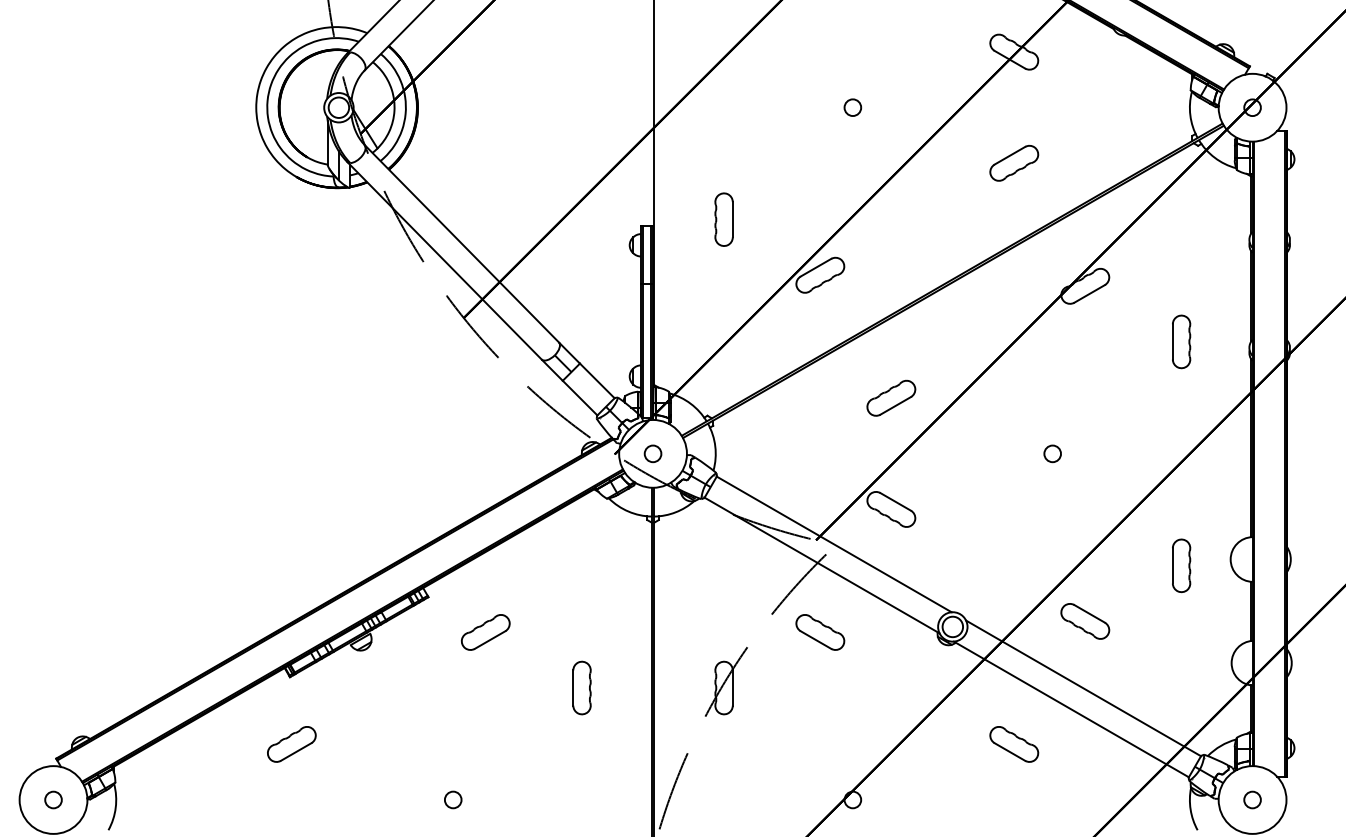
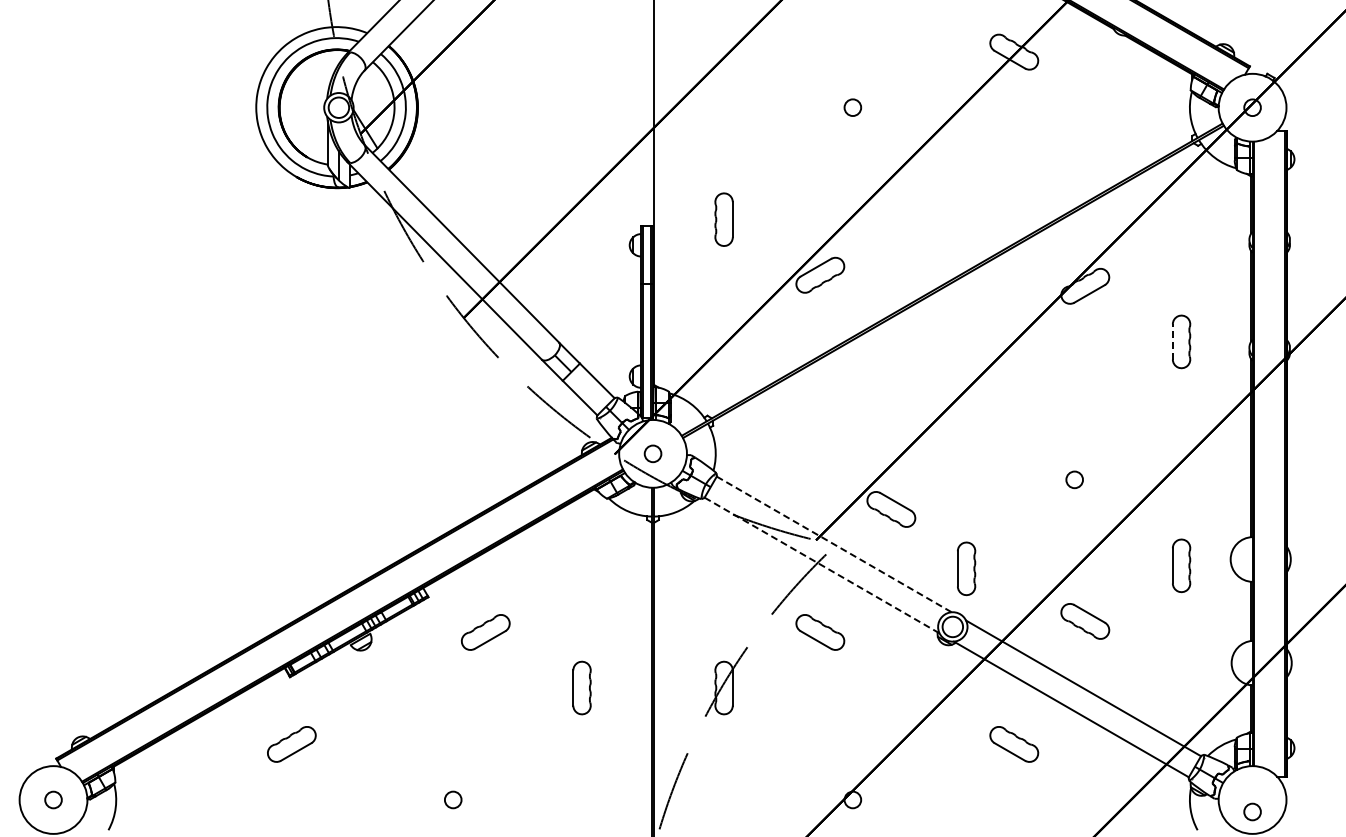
part: present -> none (1014, 163)
line: solid -> dashed (1172, 341)
part: present -> none (891, 397)
circle position: (1052, 453) -> (1074, 479) (1074, 479)
line: solid -> dashed (834, 544)
line: solid -> dashed (822, 565)
part: none -> present (966, 568)
circle position: (1252, 799) -> (1252, 811) (1252, 811)
